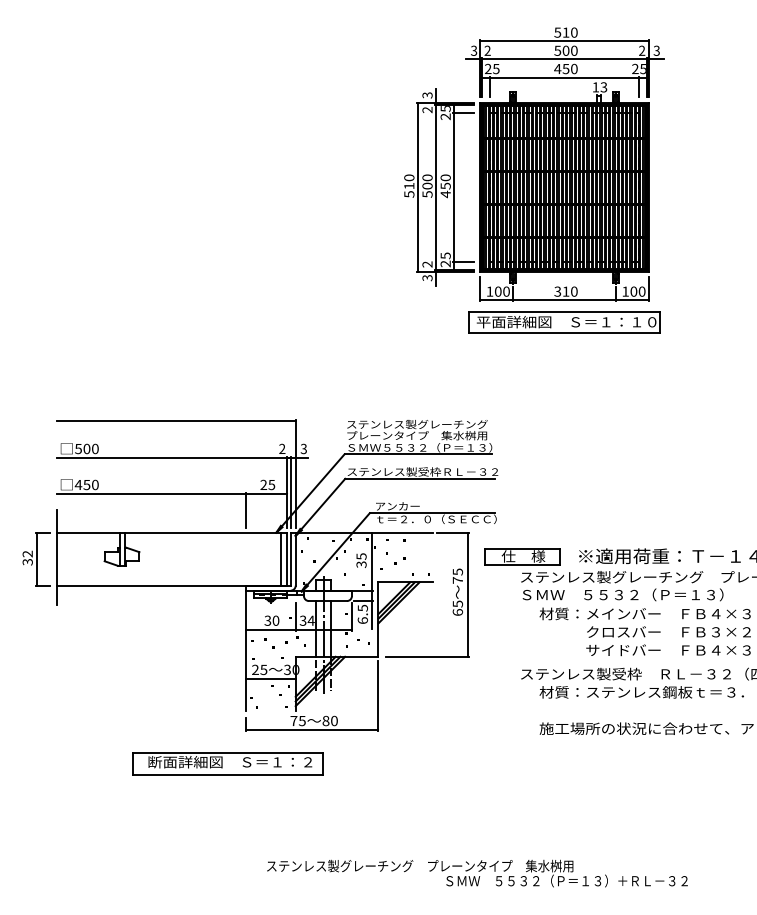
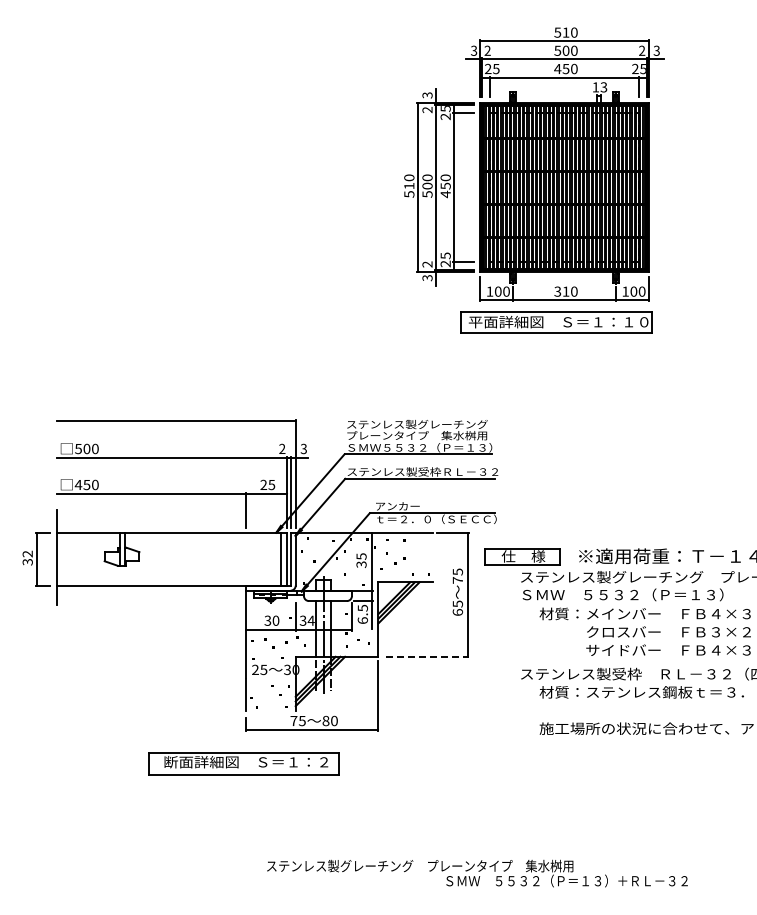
part position: (564, 322) -> (556, 322) (556, 322)
line: solid -> dashed (427, 656)
line: present -> none (270, 678)
part position: (227, 763) -> (243, 763) (243, 763)
